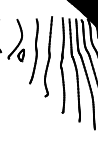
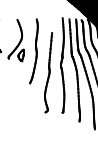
part position: (48, 56) -> (48, 72) (48, 72)
